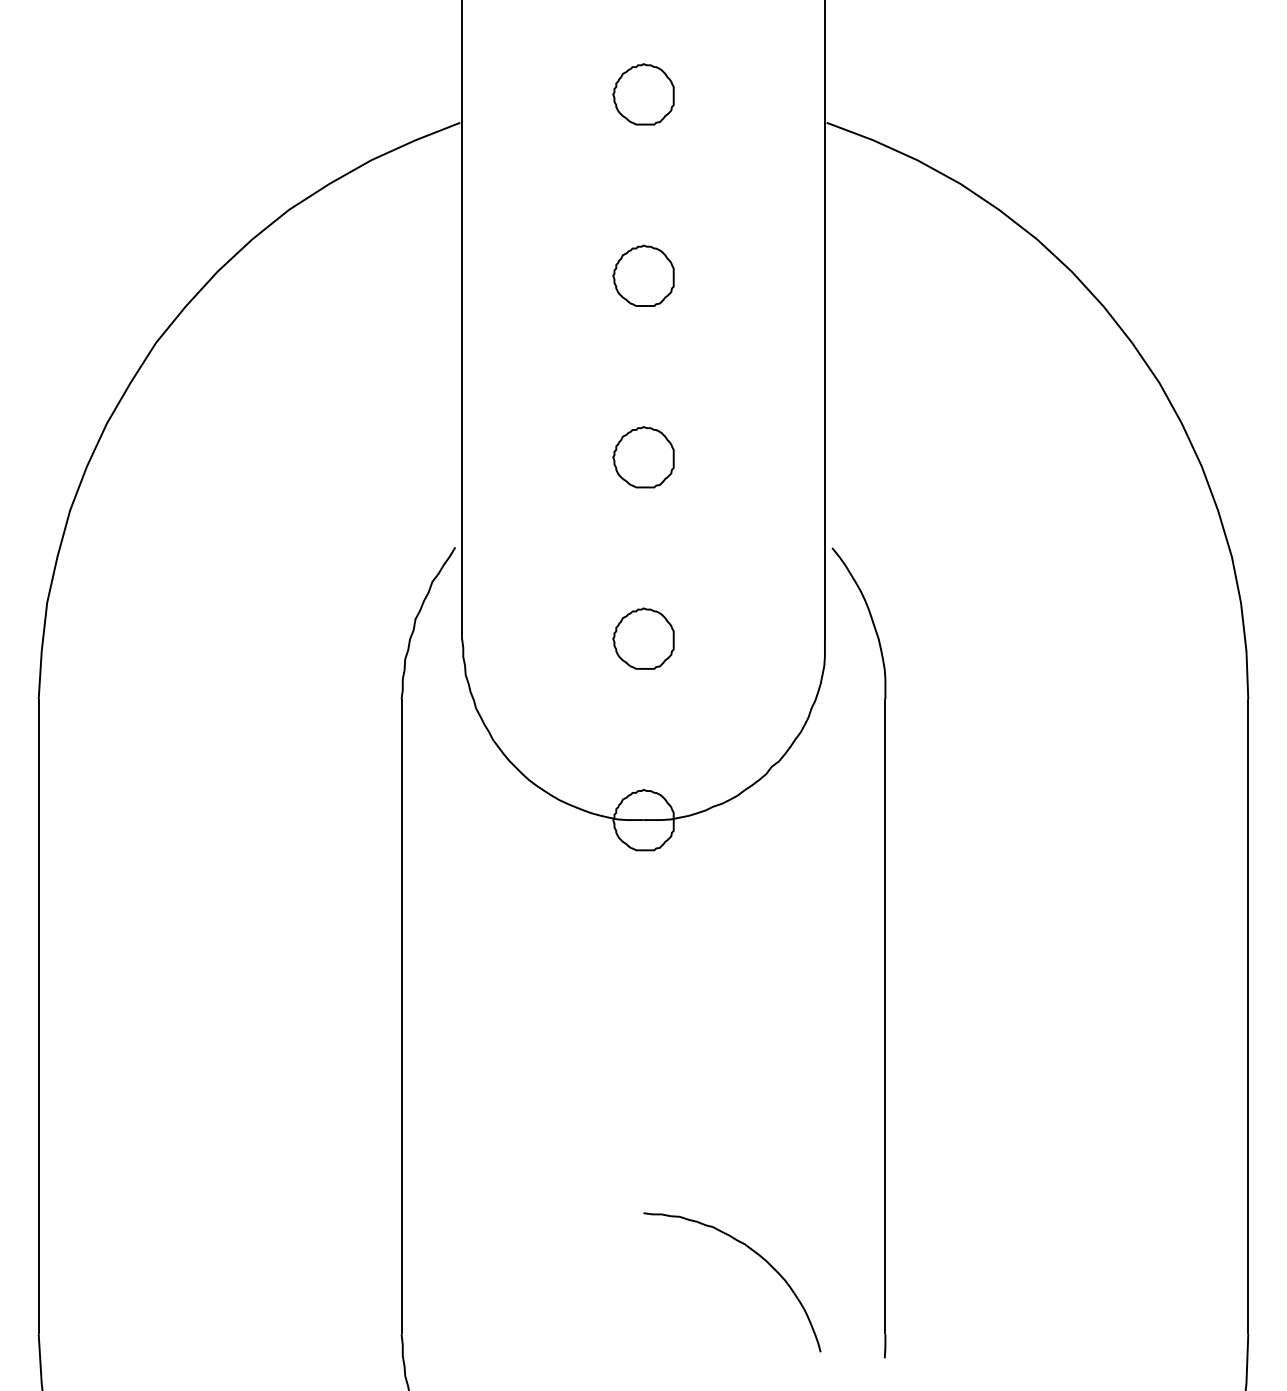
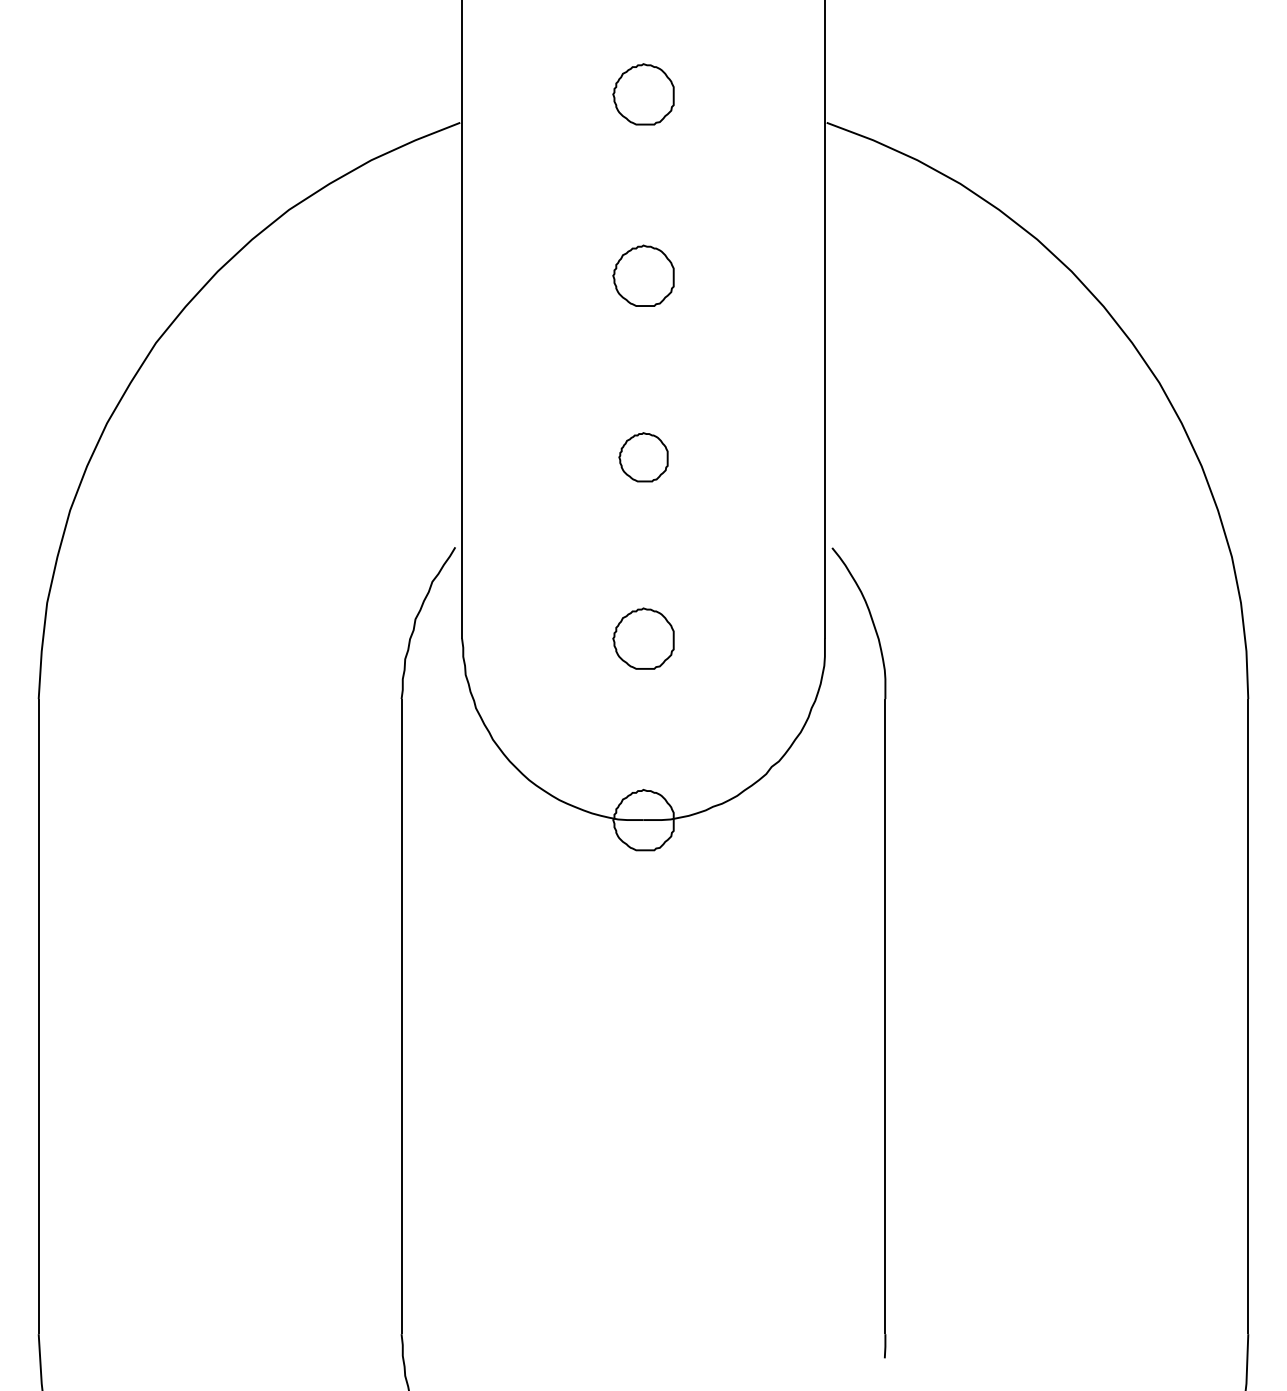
part size: 63x63 px -> 51x51 px (643, 457)
curve: present -> none (756, 1254)
